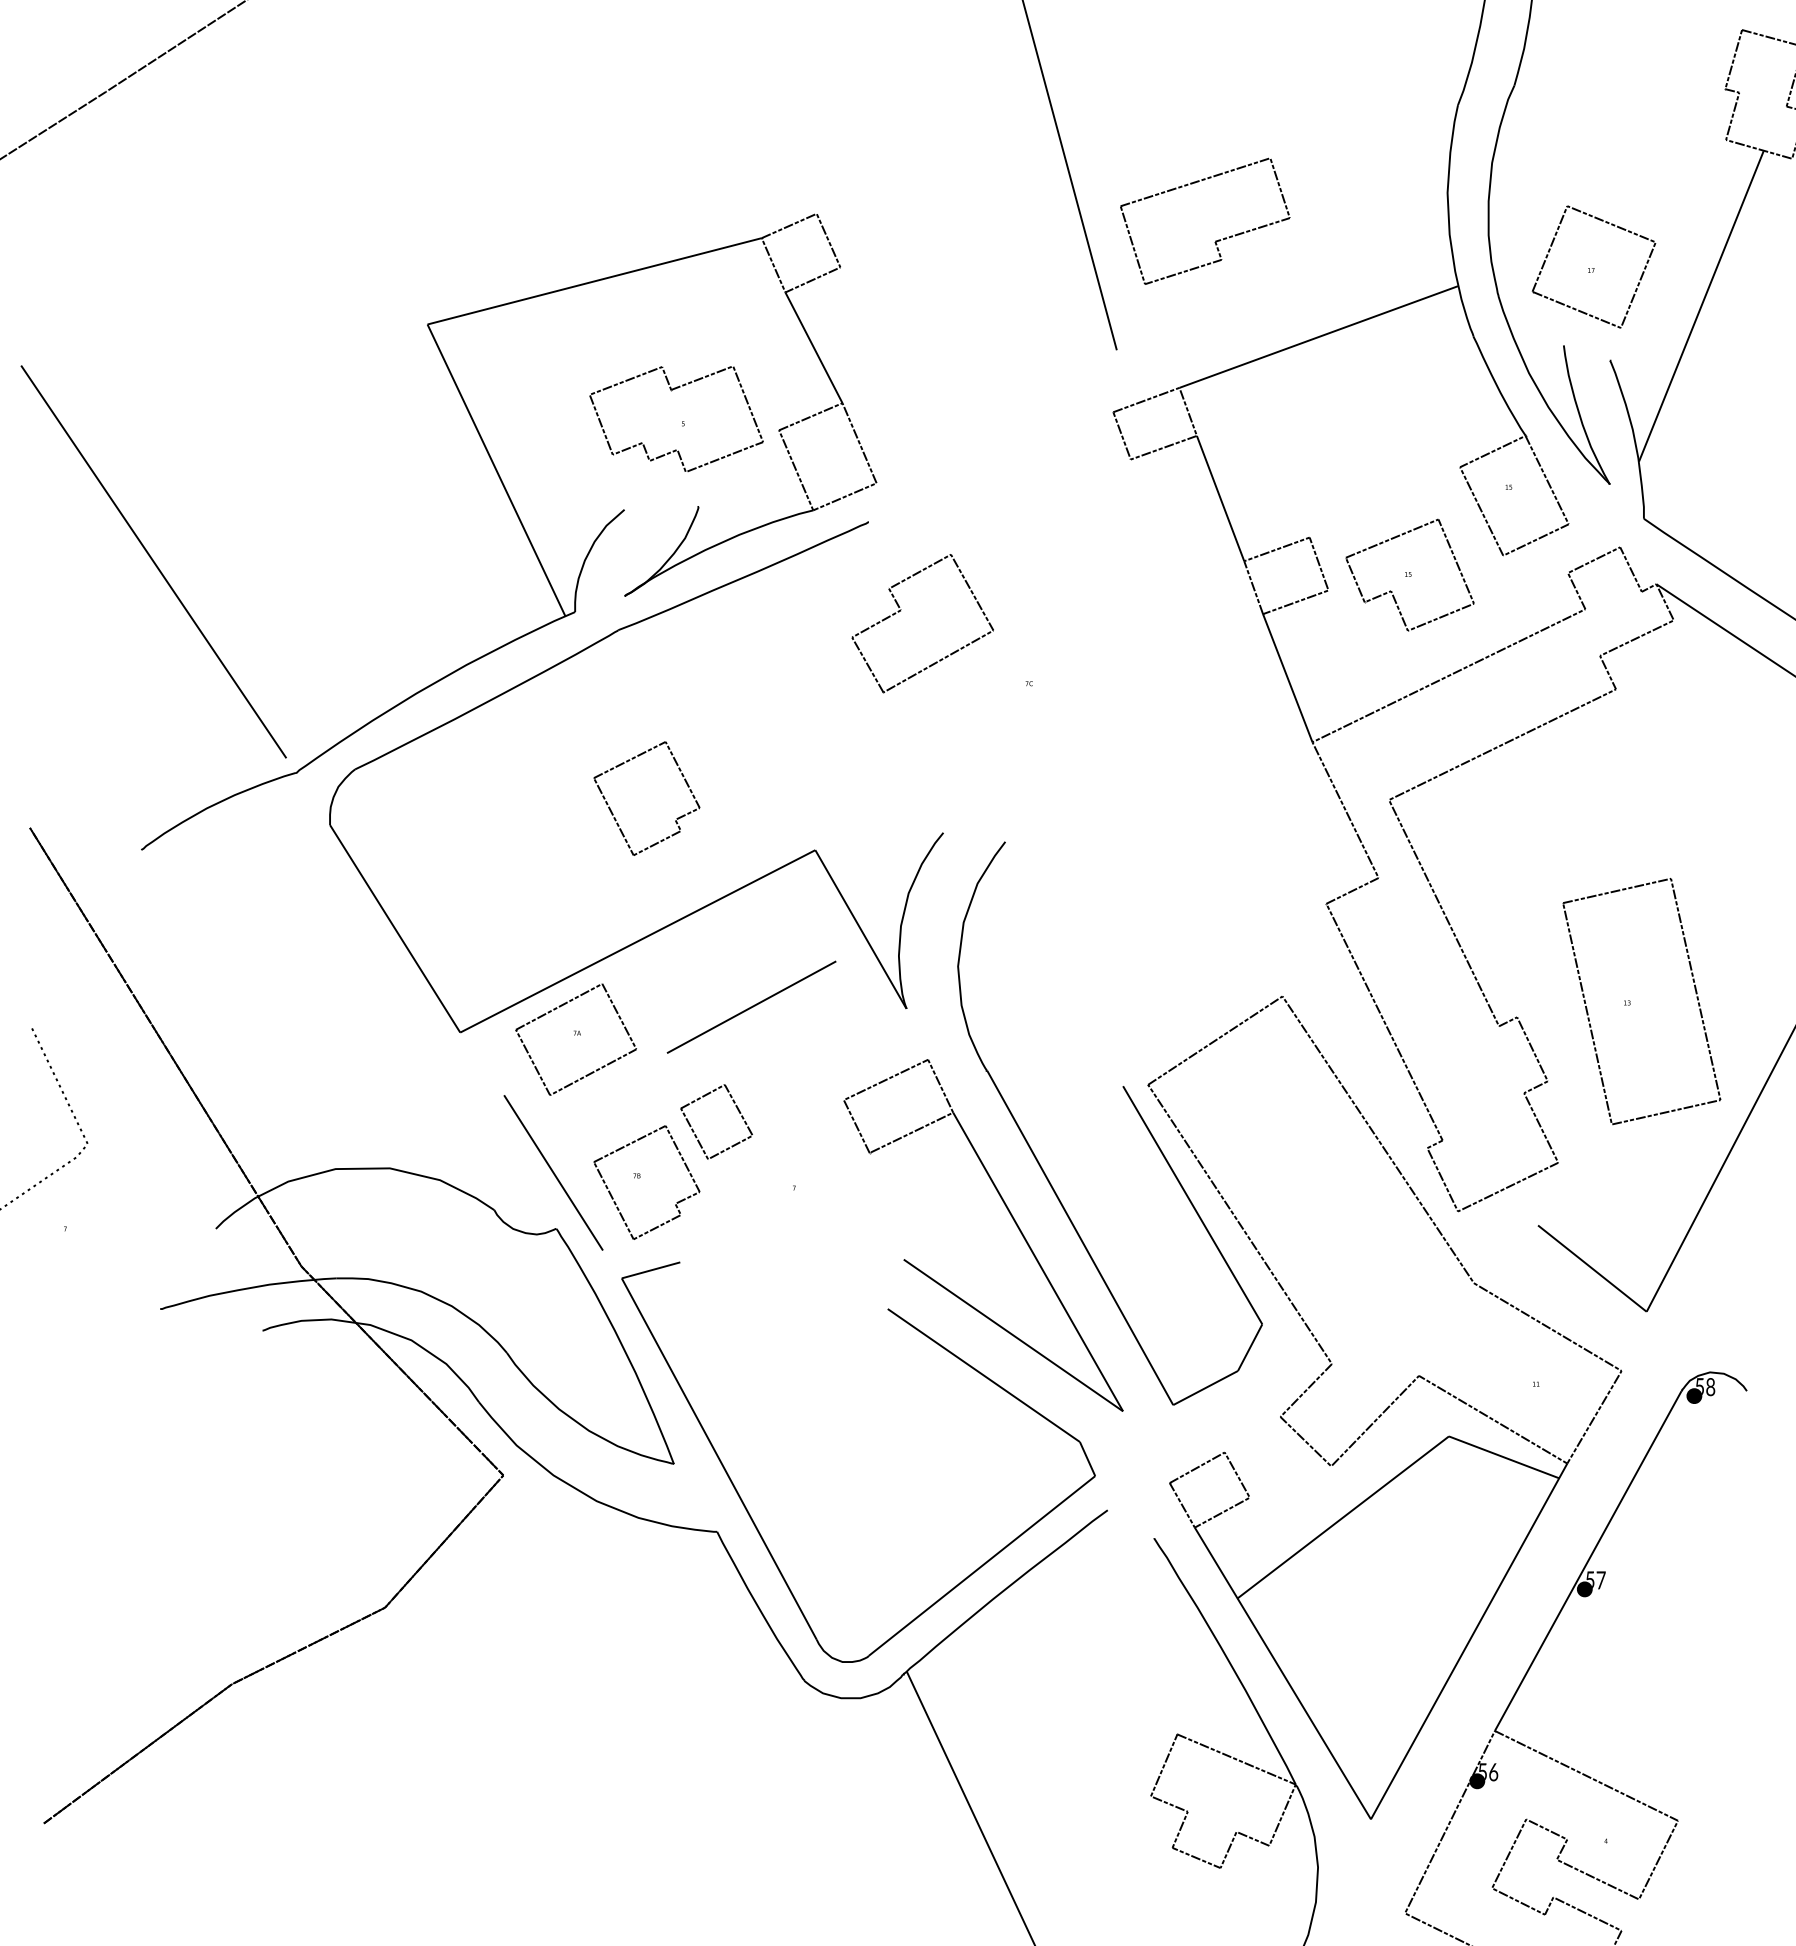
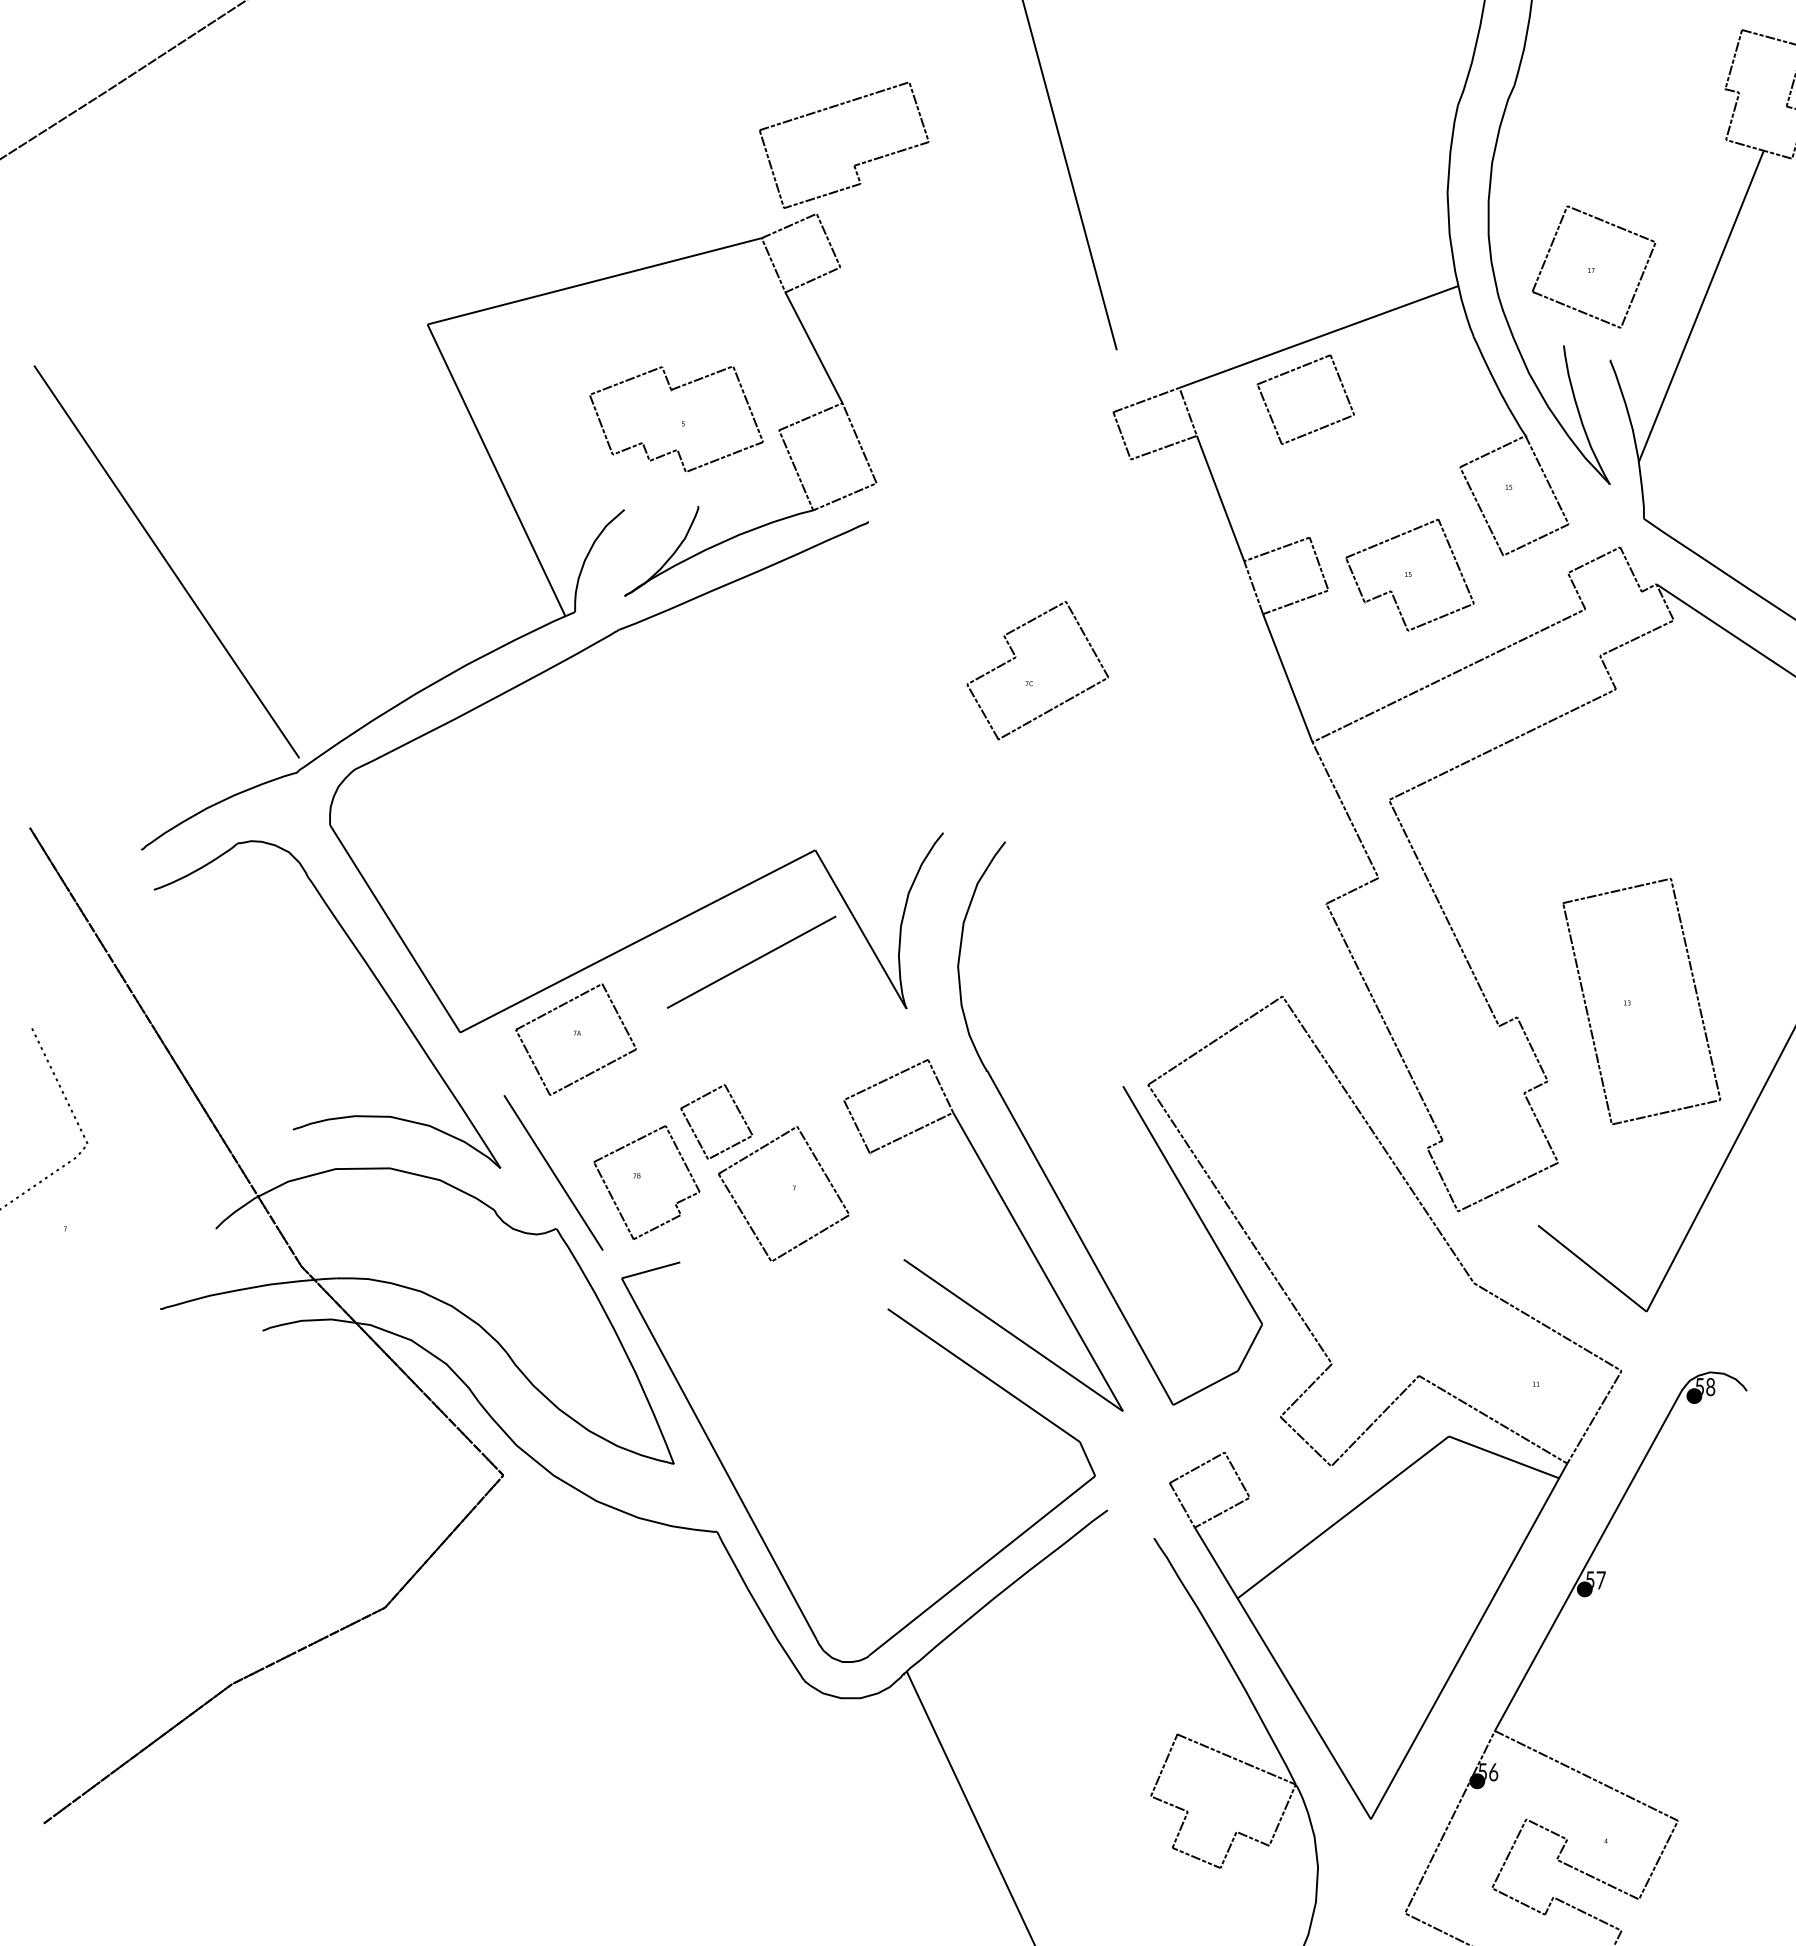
part position: (1215, 240) -> (854, 164) (854, 164)
part: none -> present (1292, 371)
line position: (153, 561) -> (166, 561) (166, 561)
part position: (901, 610) -> (1016, 657) (1016, 657)
part: present -> none (676, 818)
part: none -> present (372, 974)
line position: (751, 1006) -> (751, 961) (751, 961)
part: none -> present (745, 1216)
